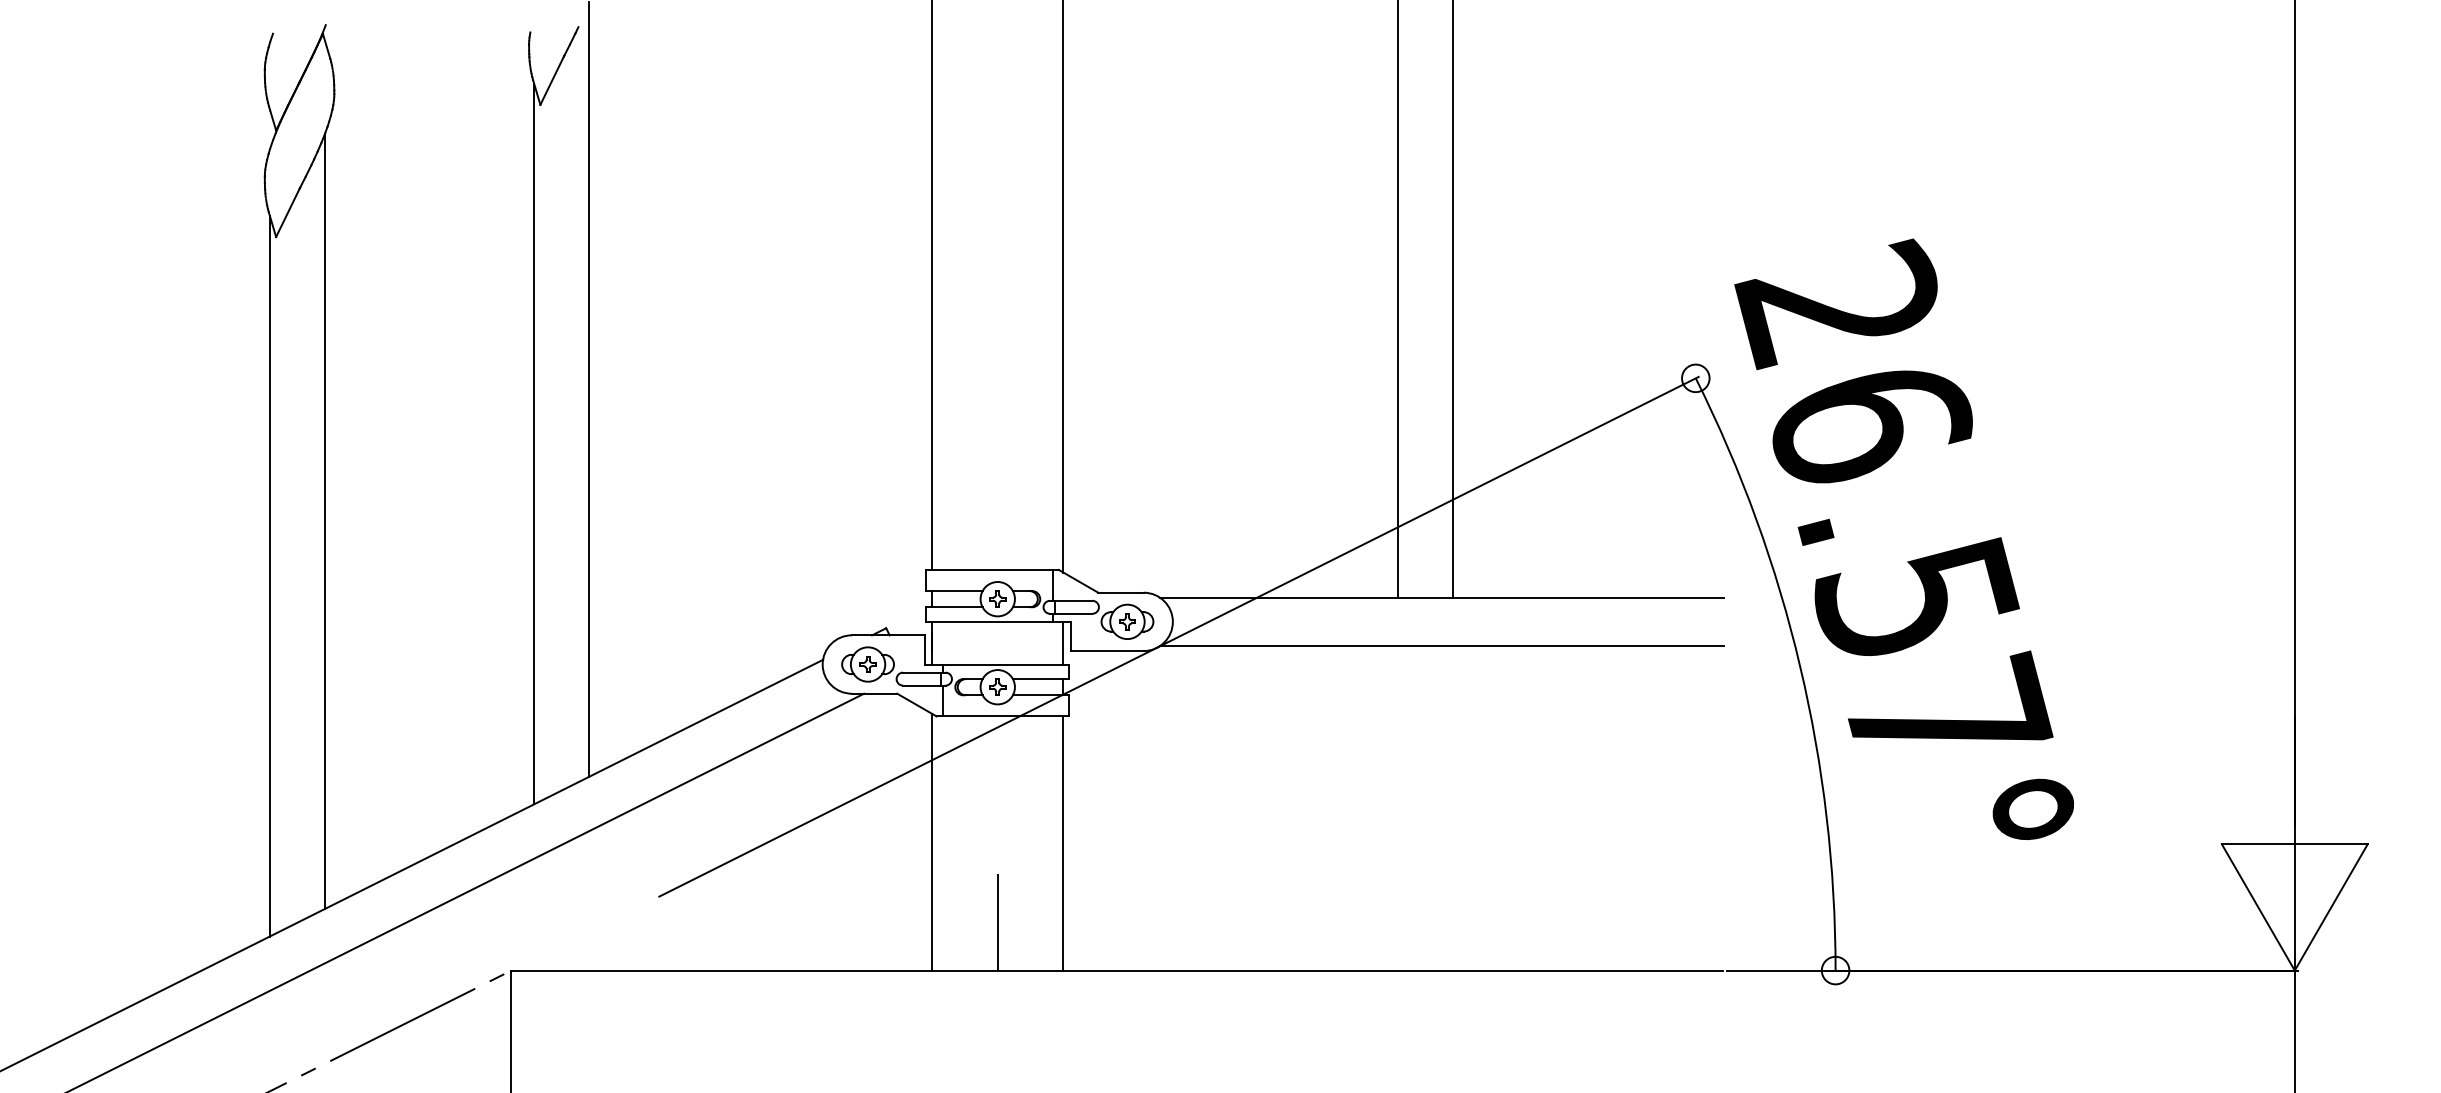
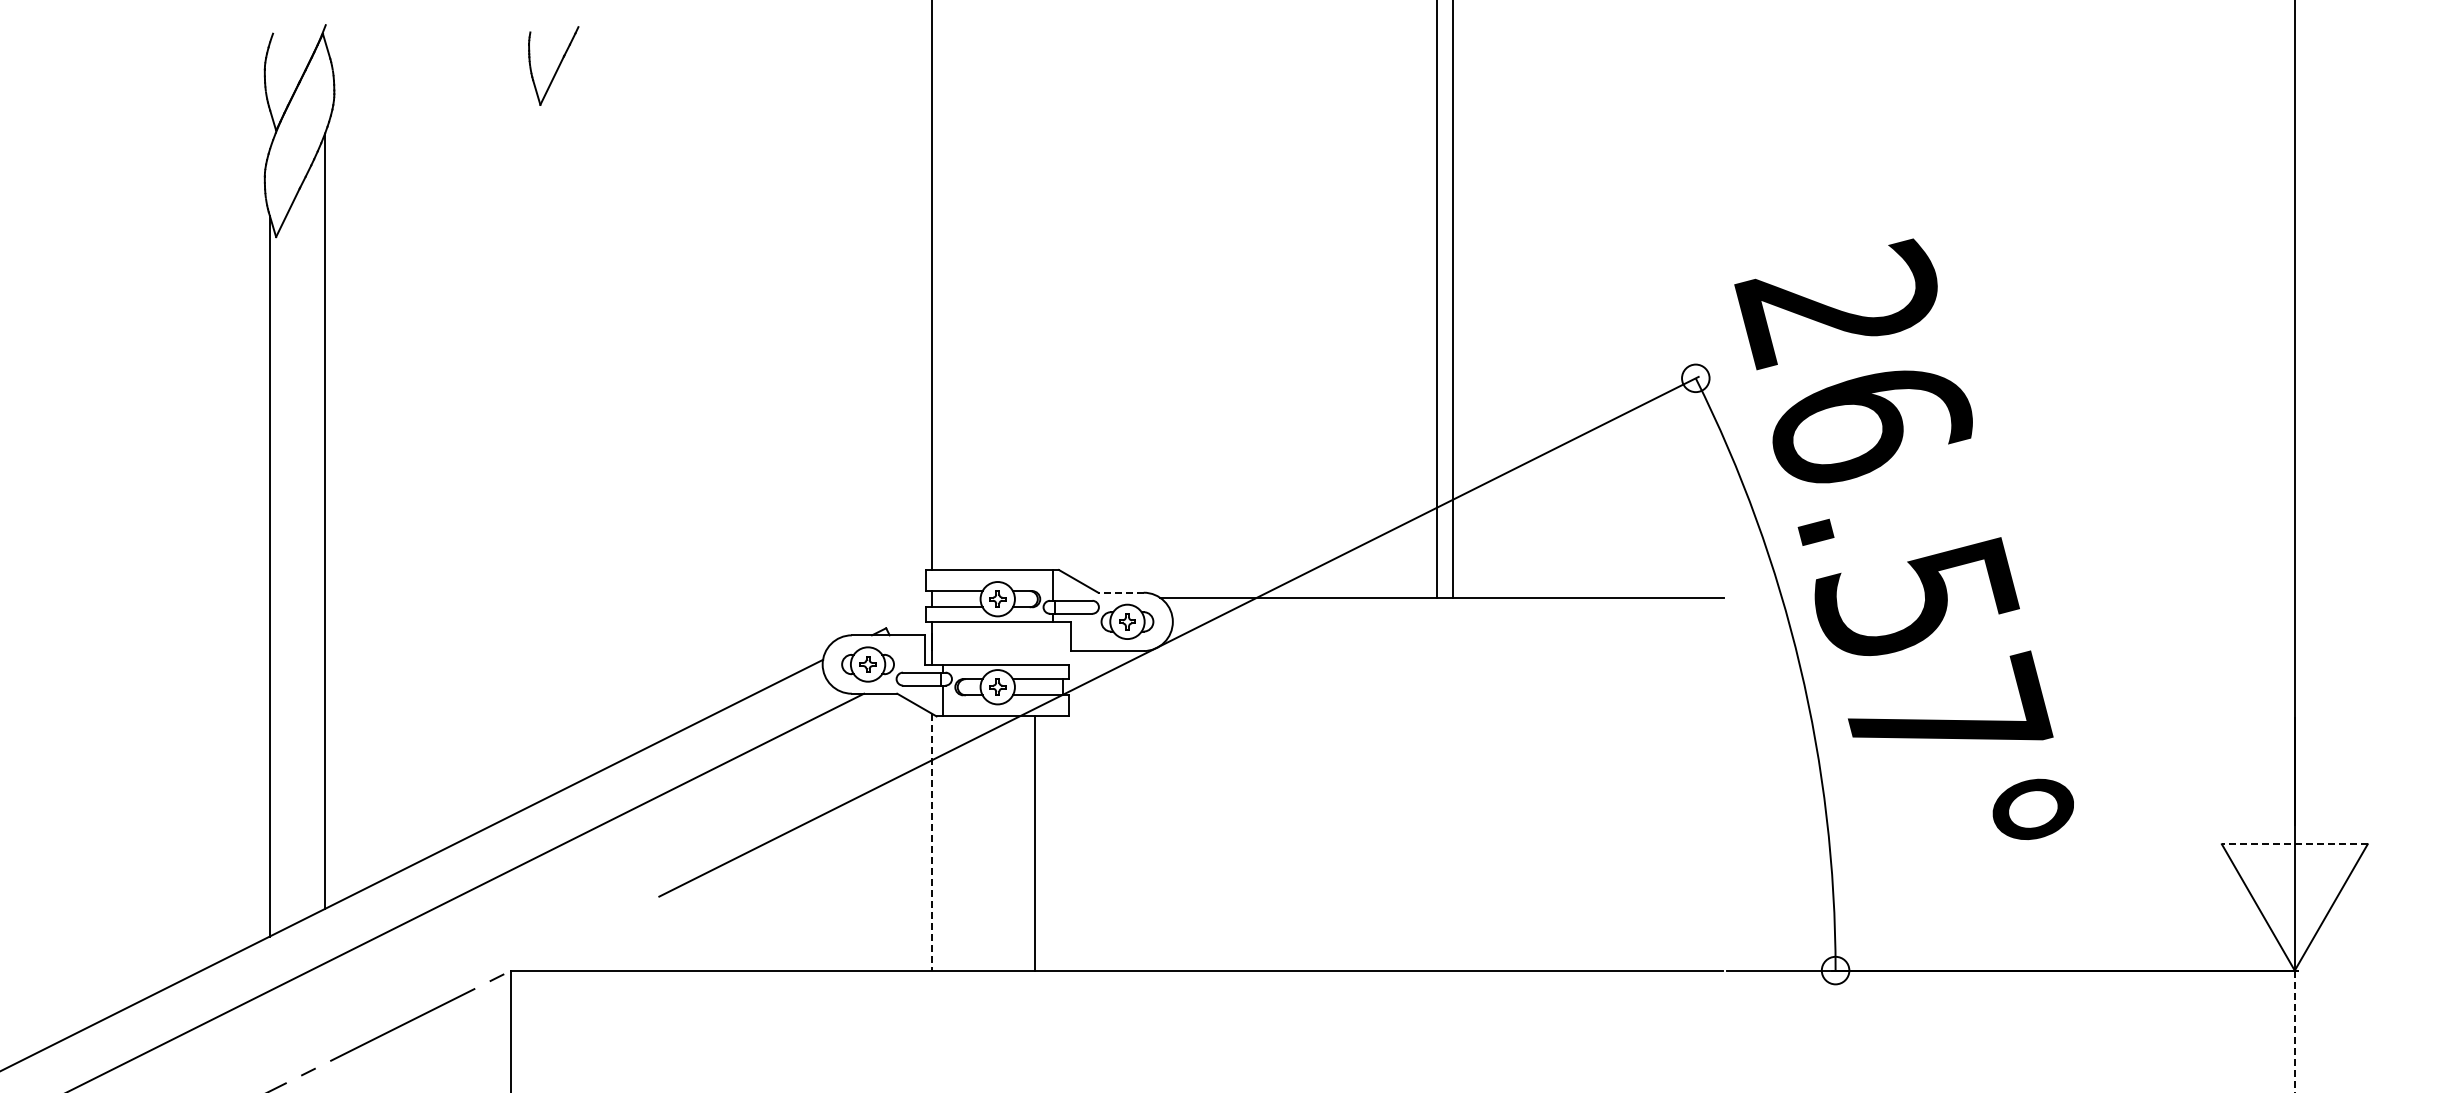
line: present -> none (1063, 287)
line position: (1398, 299) -> (1437, 299) (1437, 299)
line: present -> none (589, 389)
line: present -> none (534, 443)
line: solid -> dashed (1120, 592)
line: present -> none (1063, 642)
line: present -> none (1441, 646)
line: solid -> dashed (932, 842)
line position: (1063, 843) -> (1035, 843) (1035, 843)
line: solid -> dashed (2294, 844)
line: present -> none (997, 922)
line: solid -> dashed (2294, 1031)
